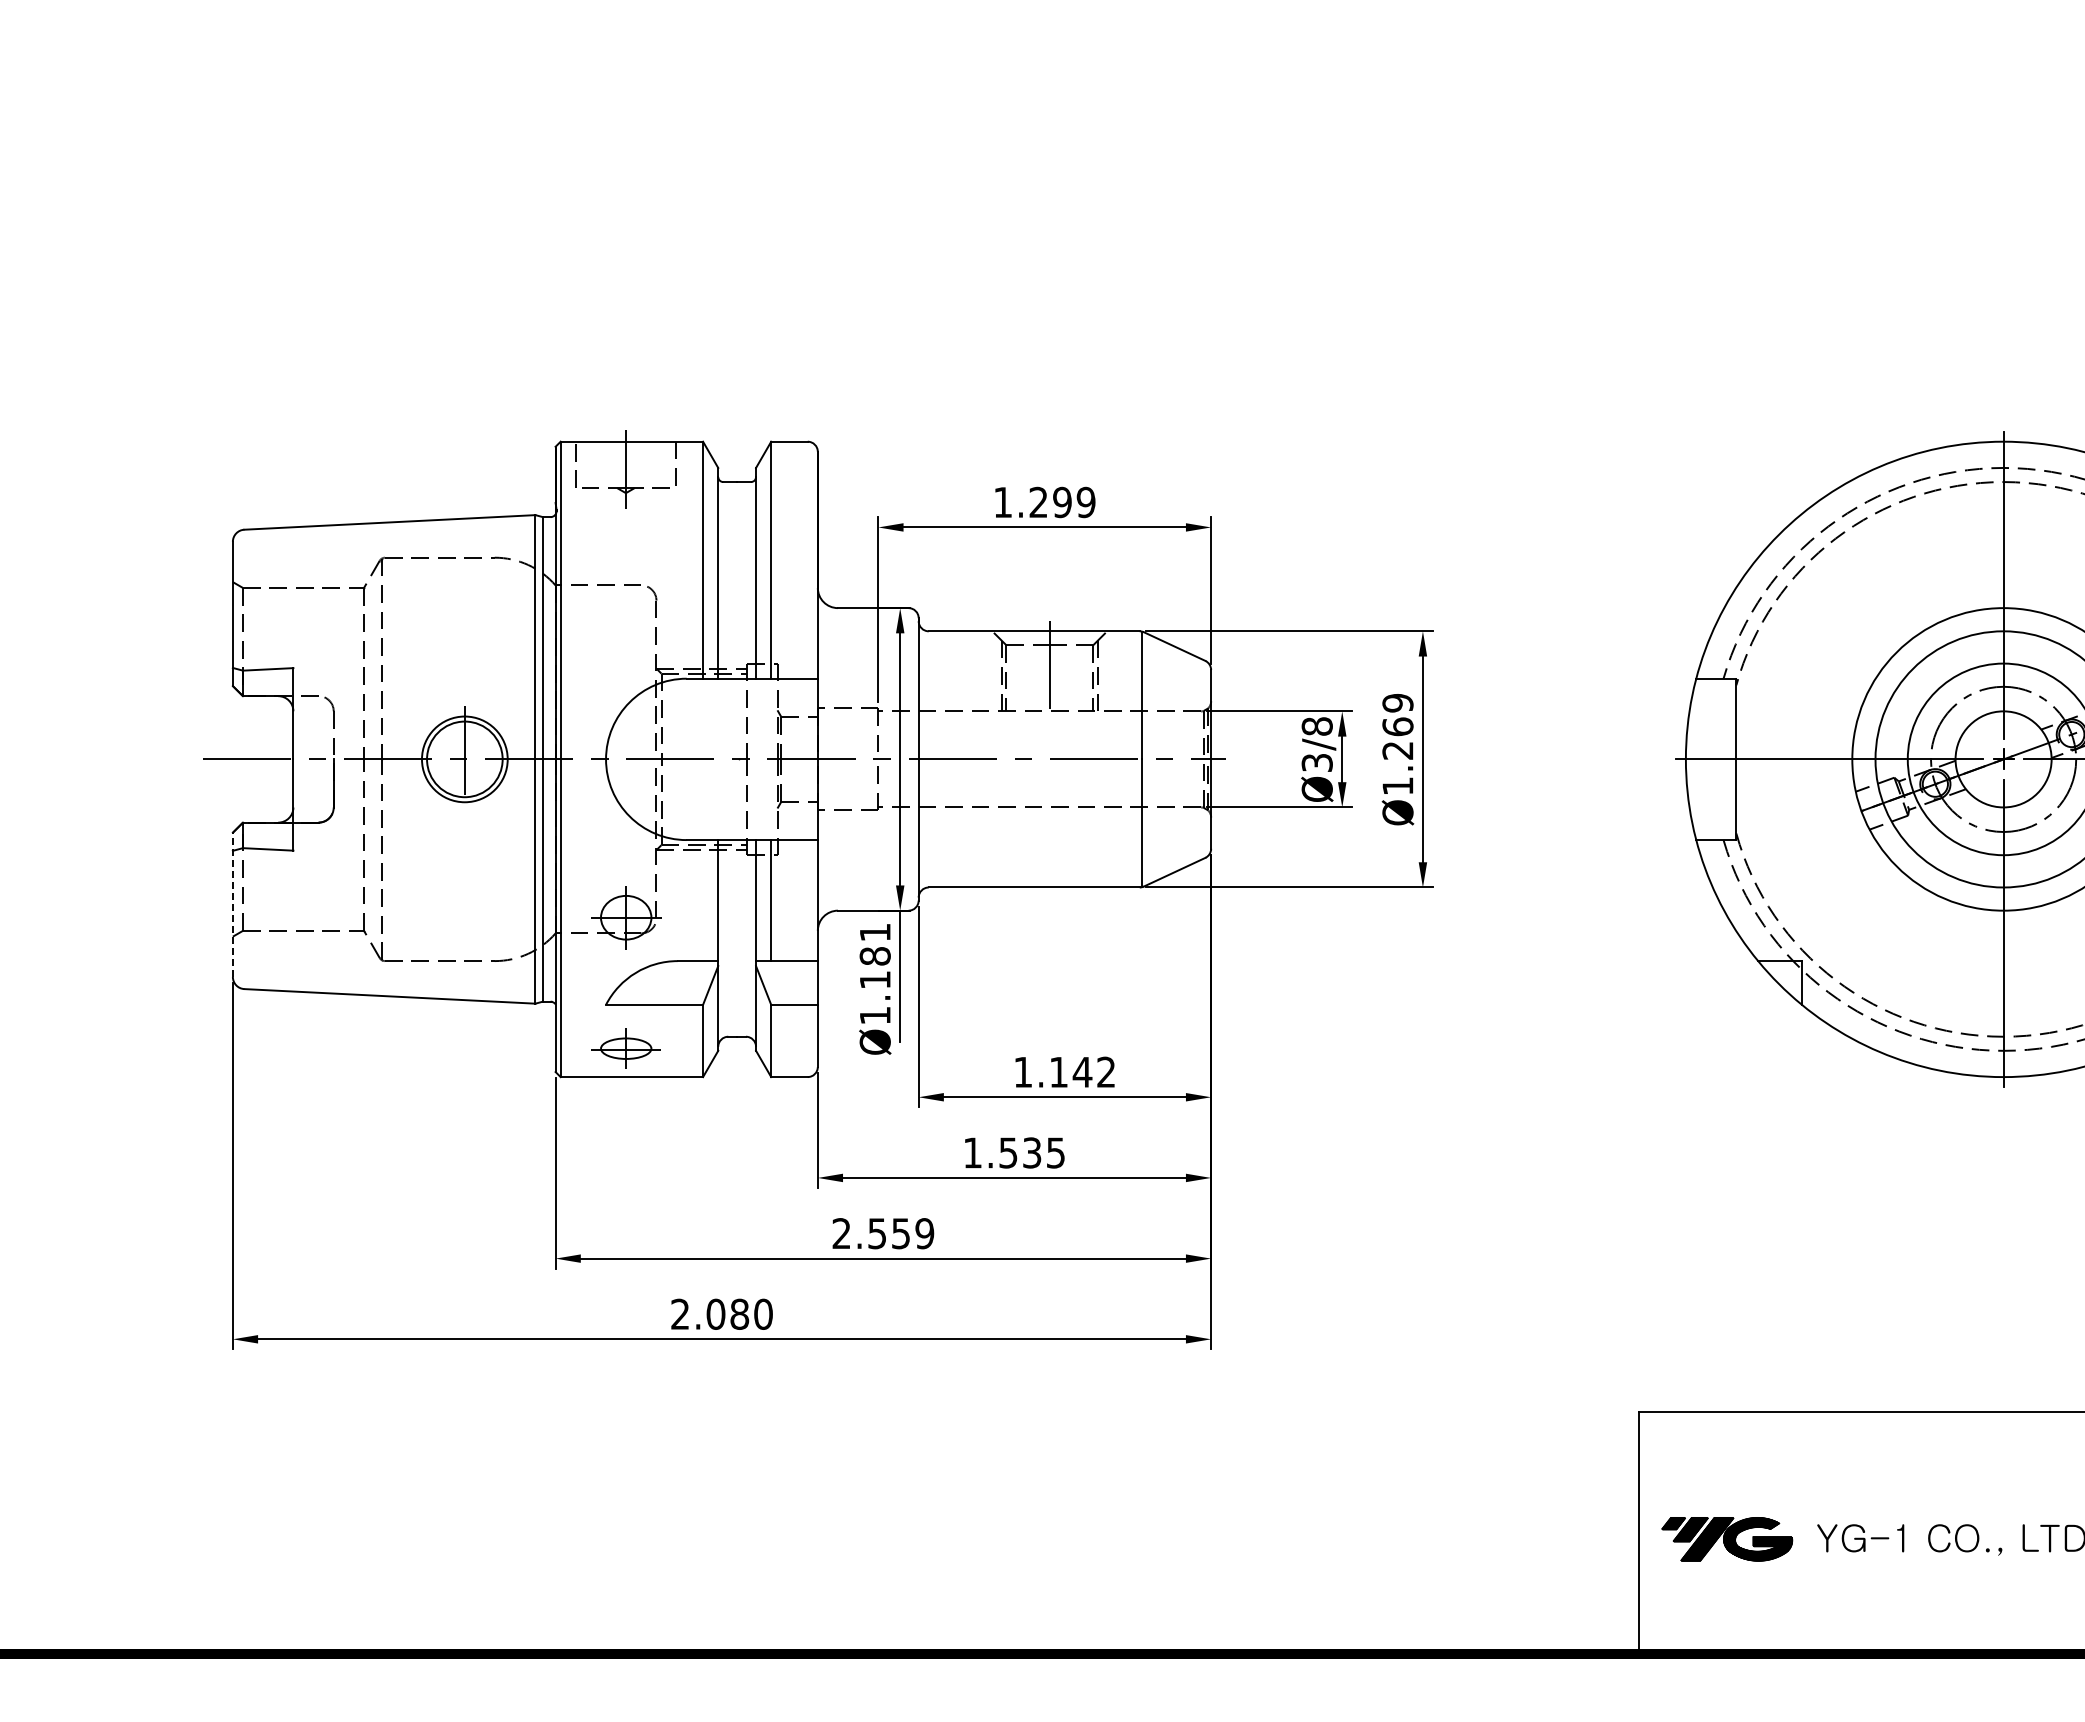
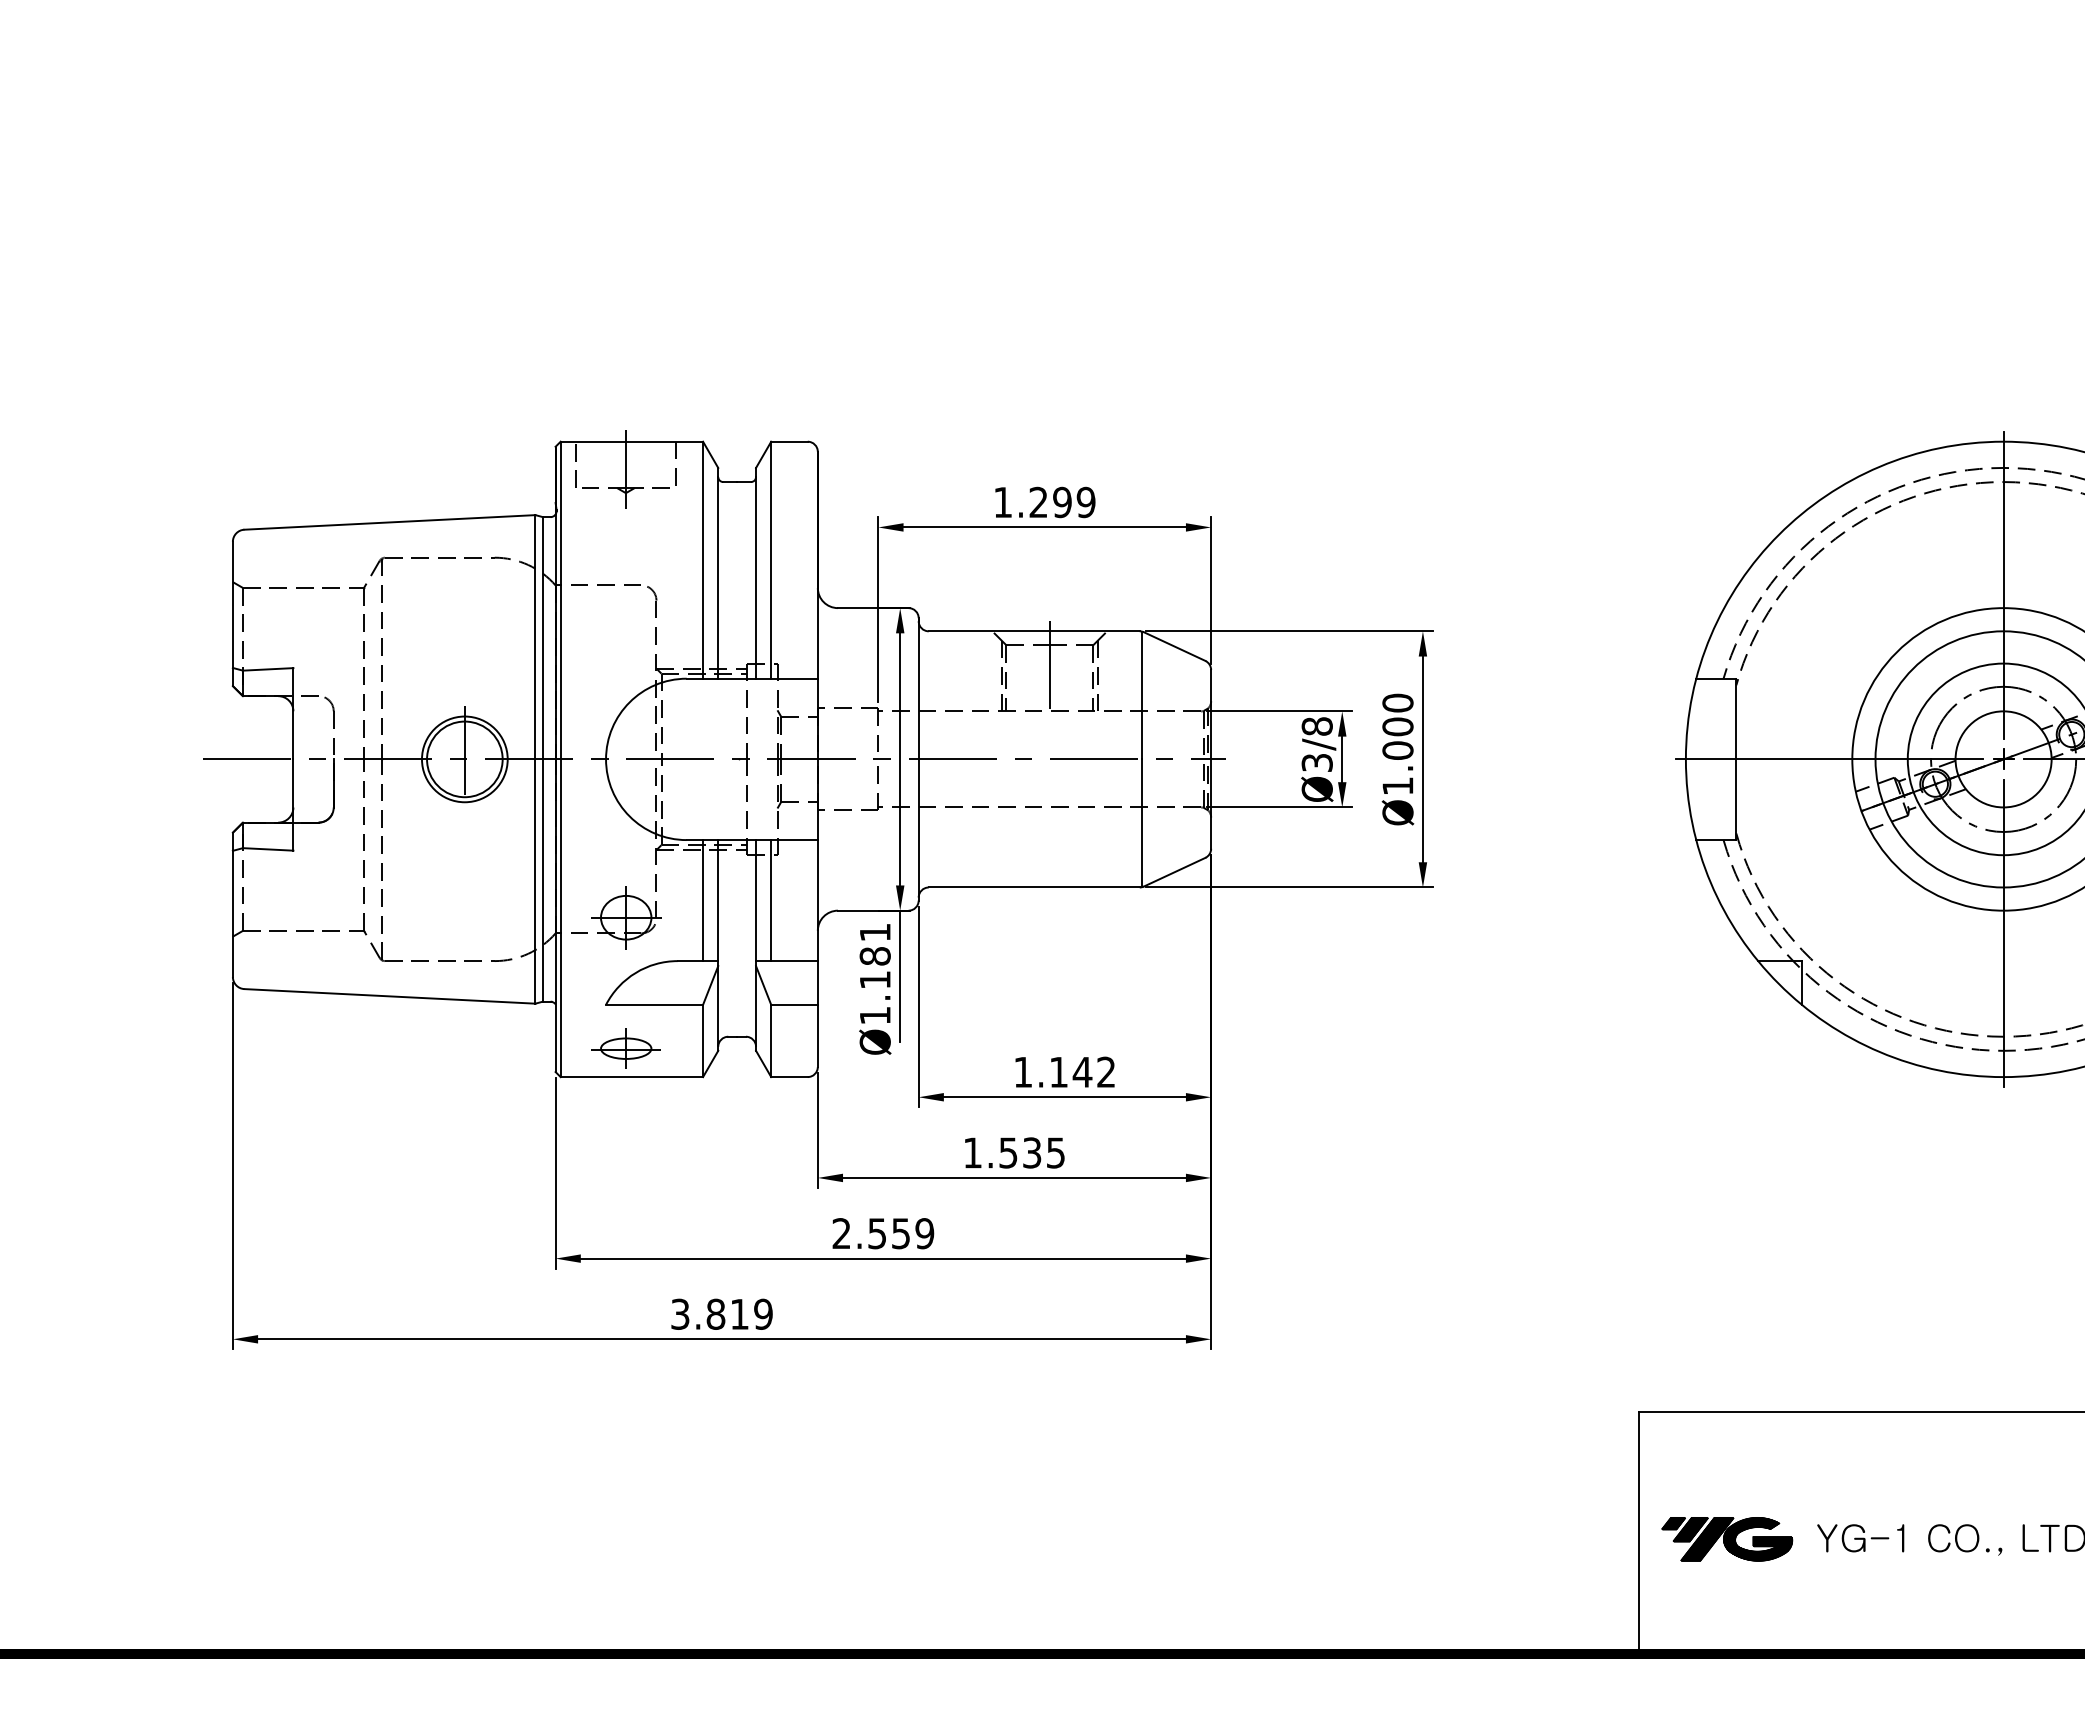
text: Ø1.269 -> Ø1.000 (1397, 726)
line: none -> present (703, 900)
line: dashed -> solid (232, 904)
text: 2.080 -> 3.819 (721, 1313)
